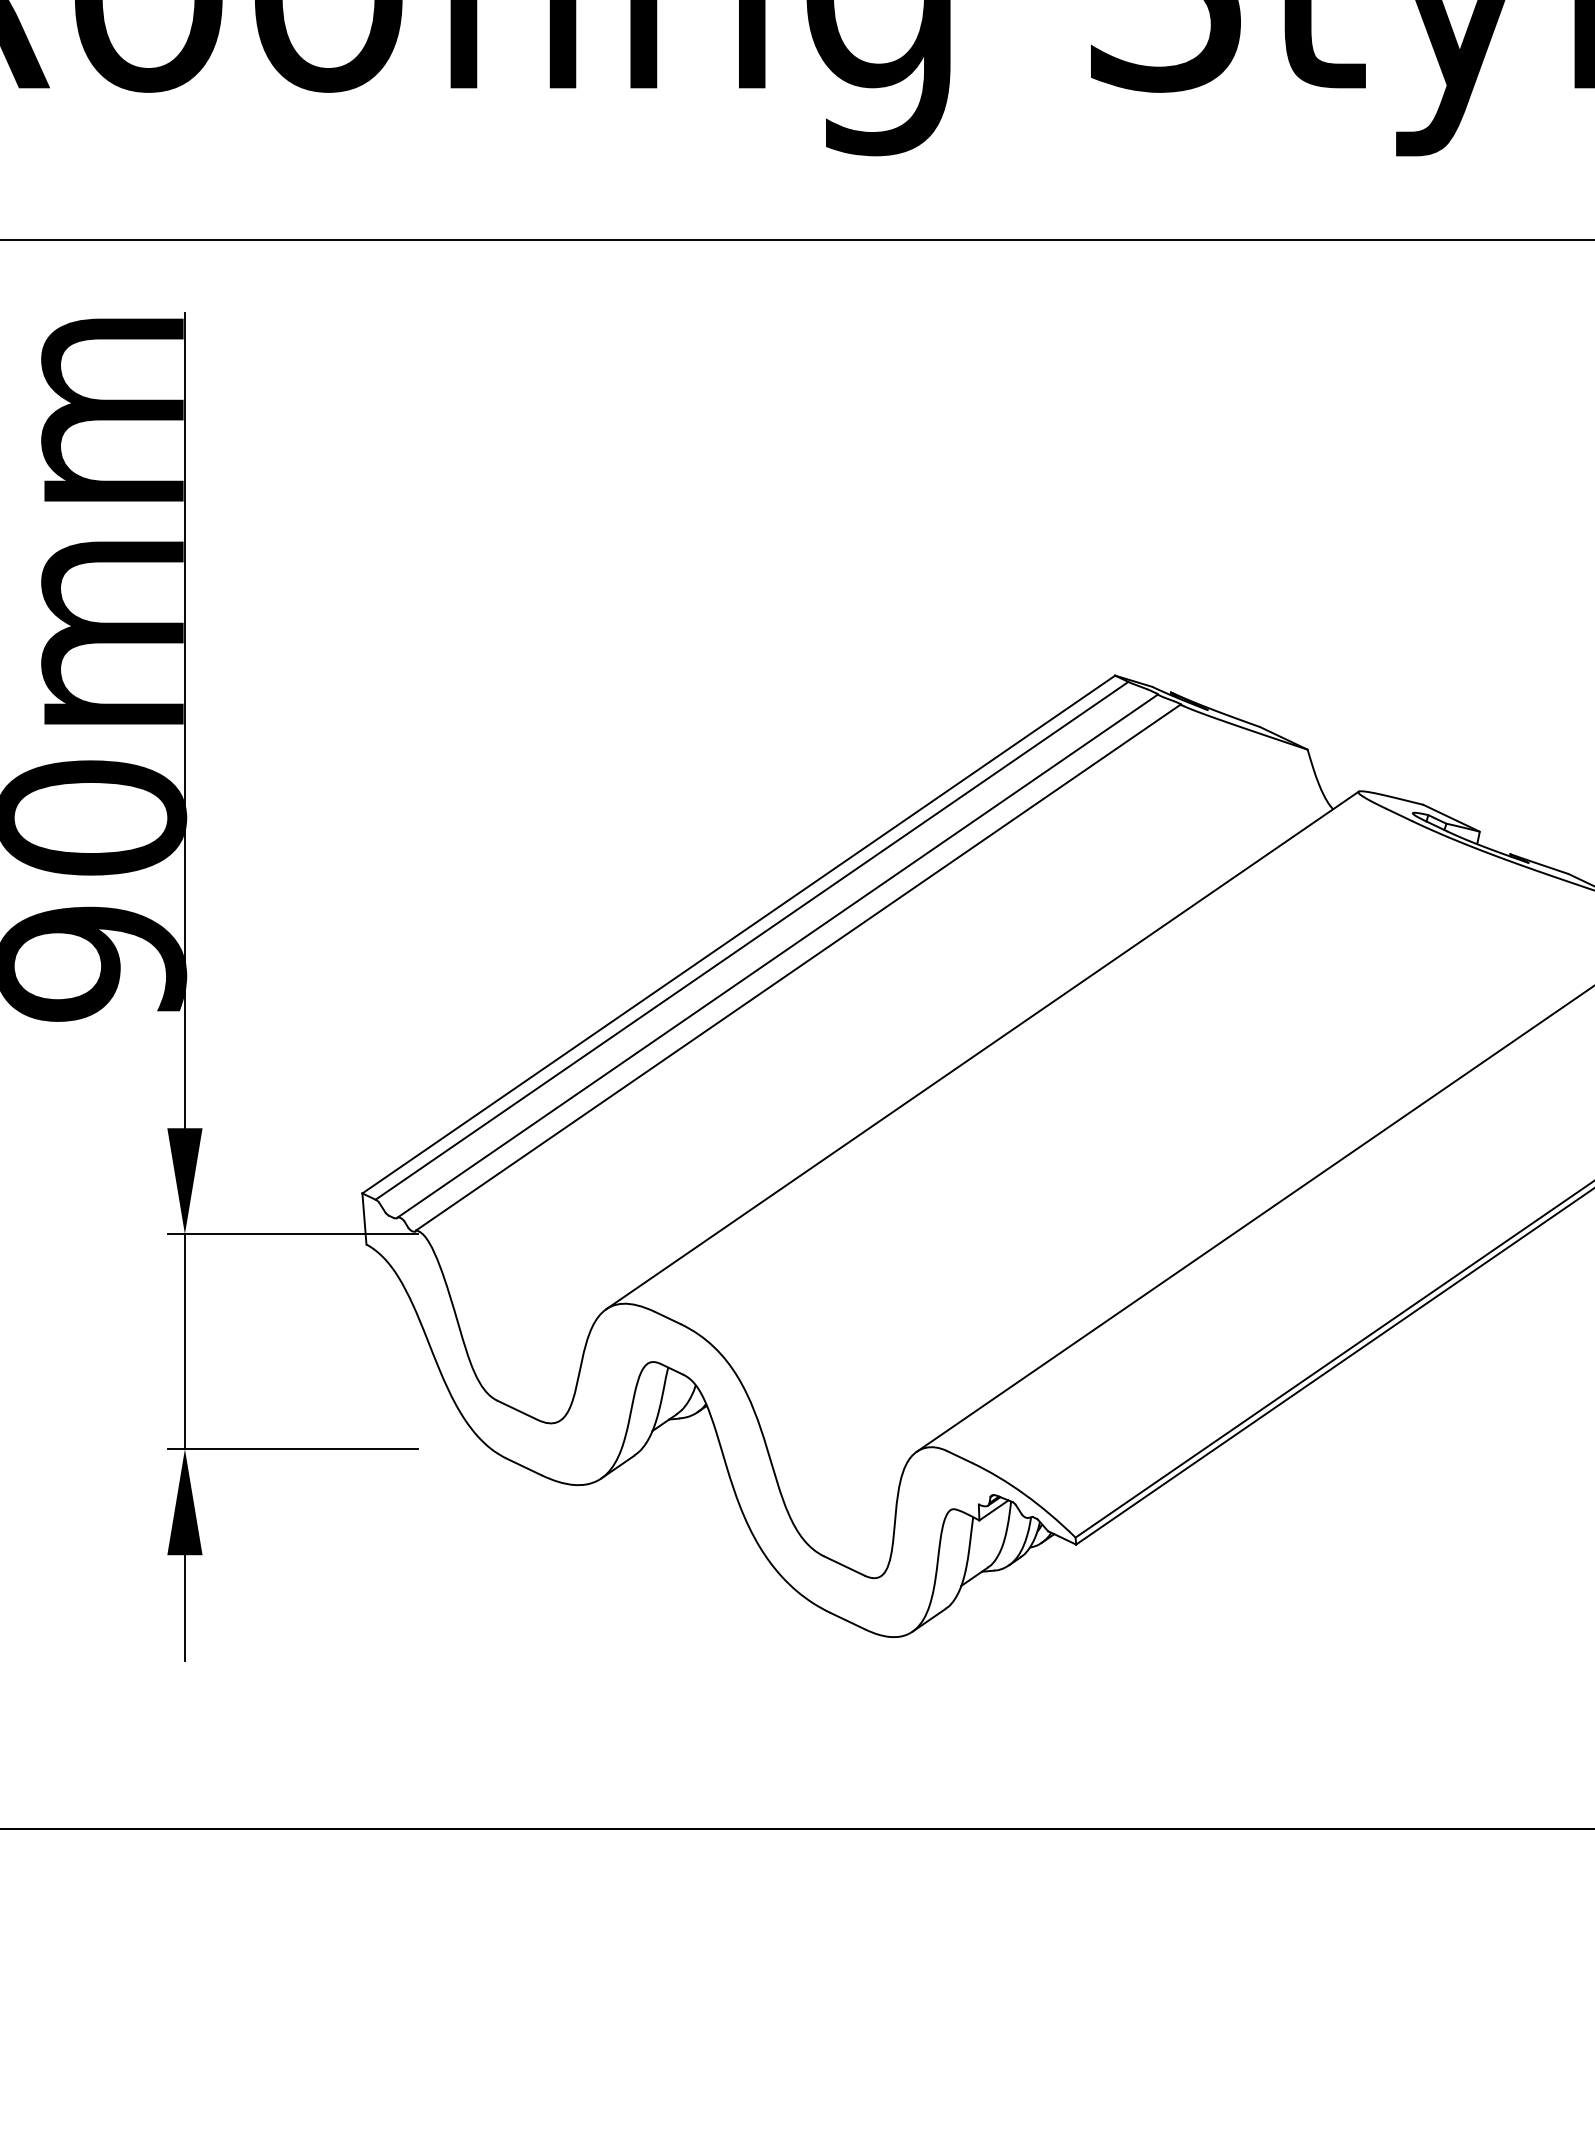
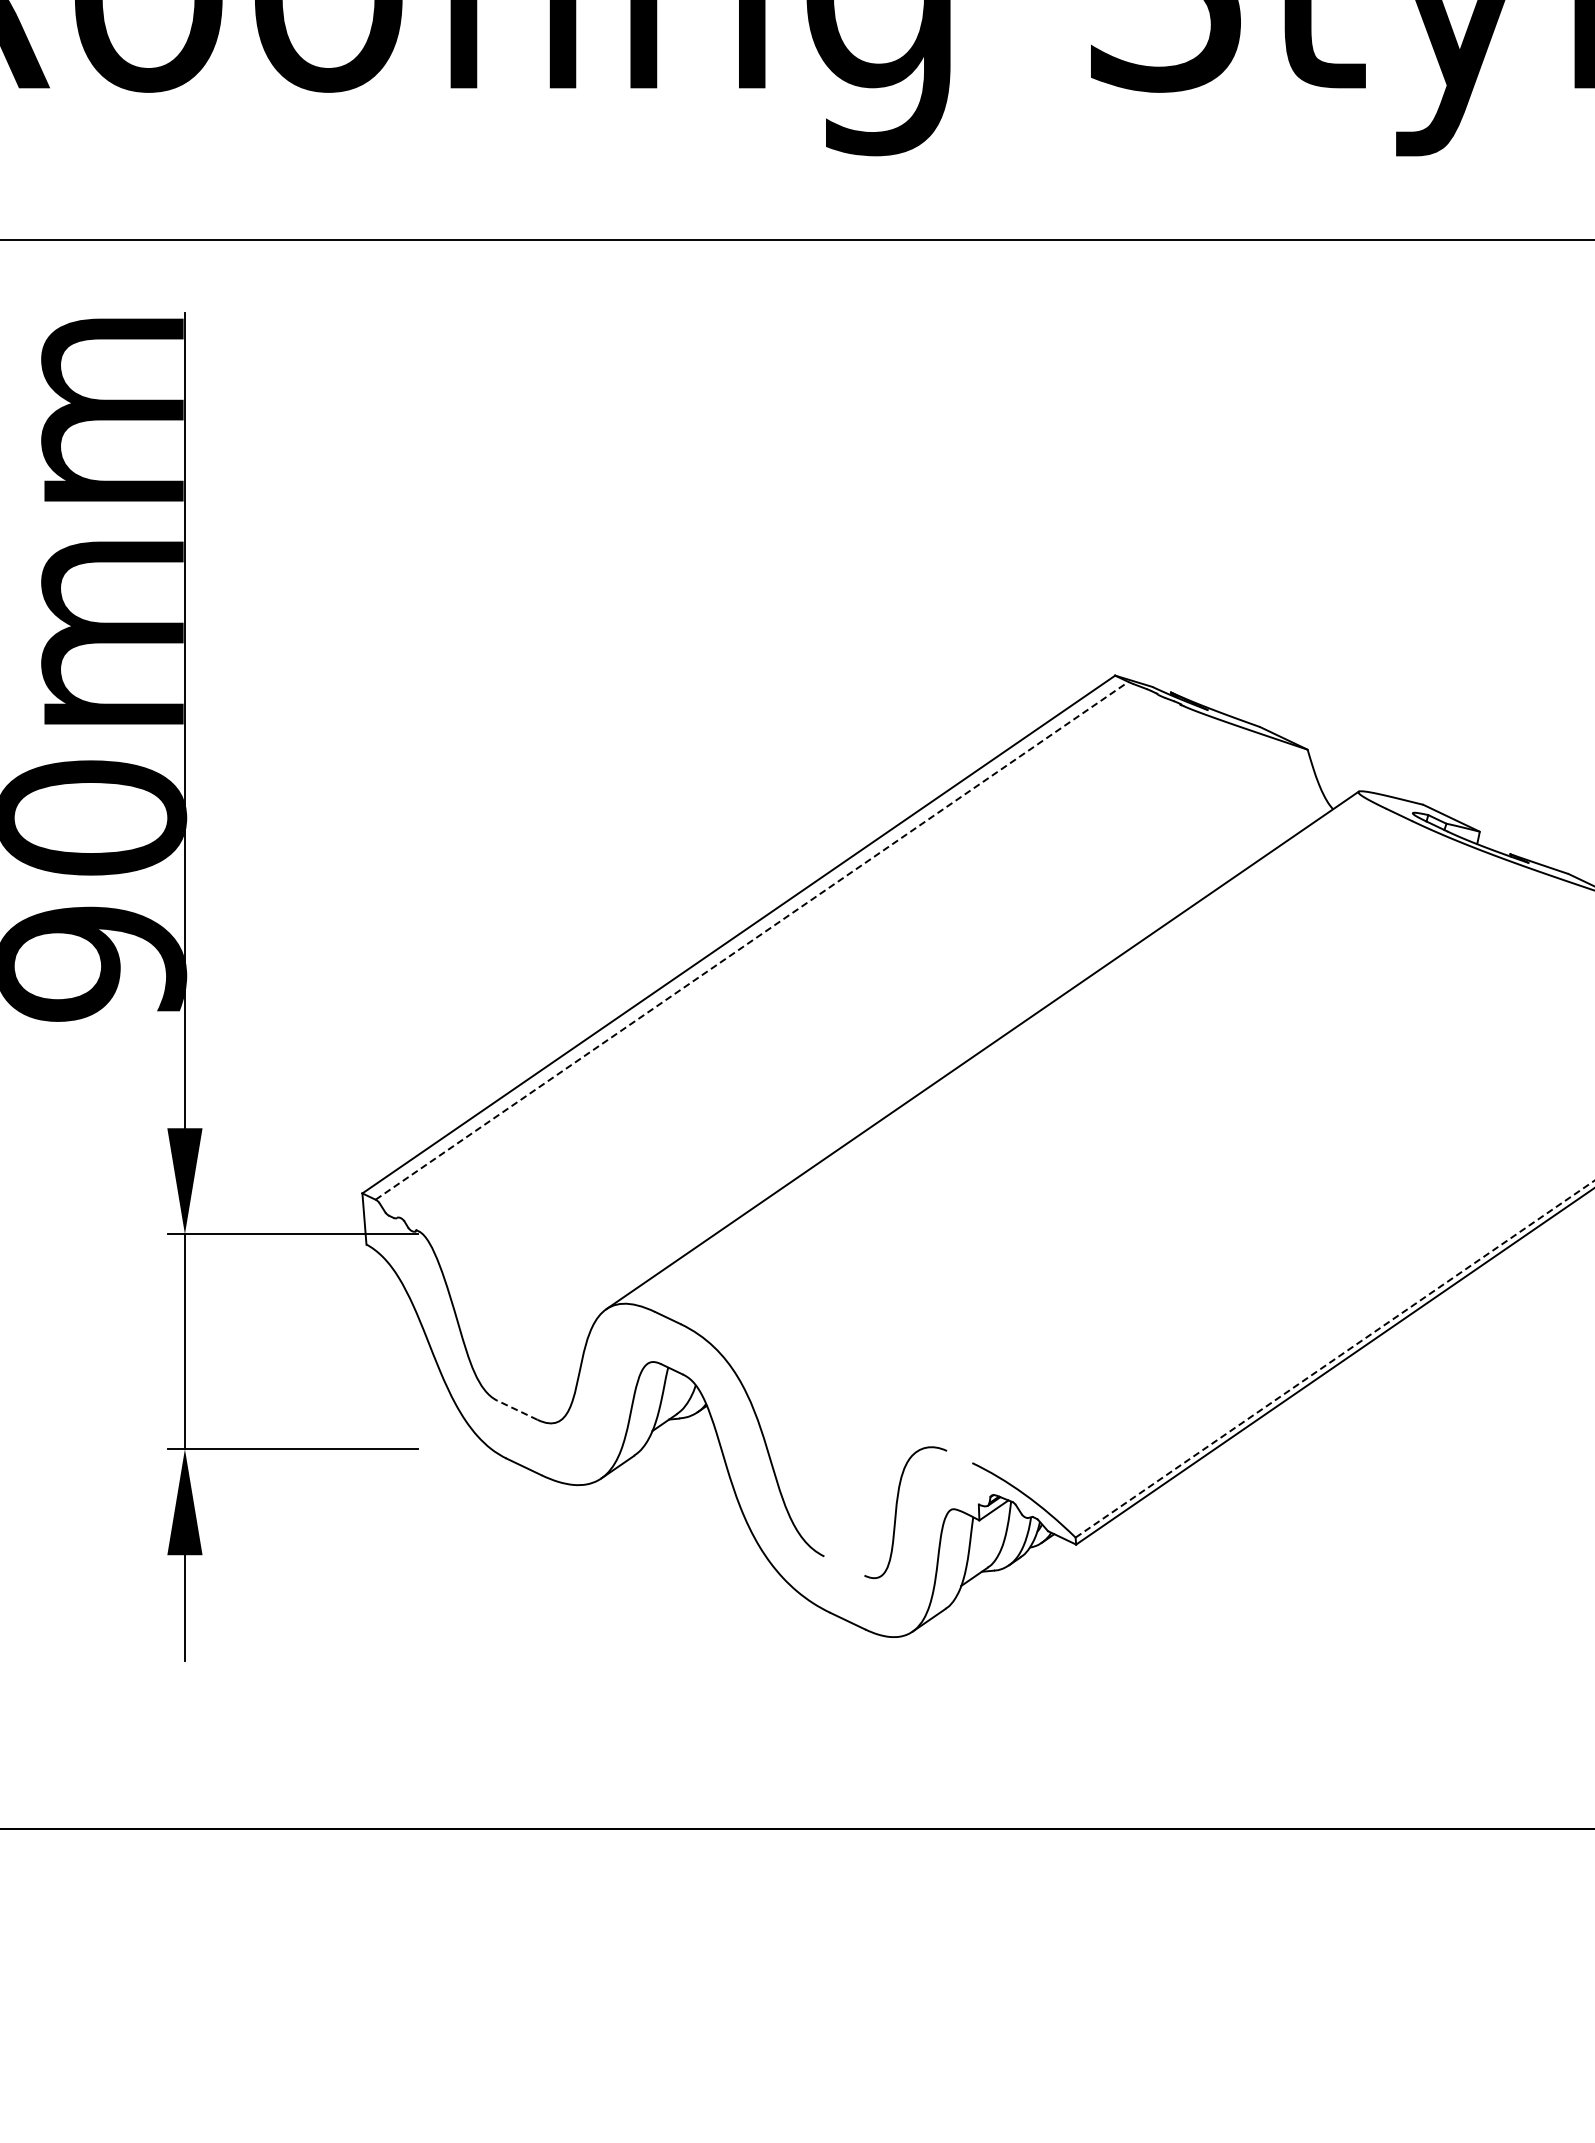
line: solid -> dashed (752, 940)
line: present -> none (777, 955)
line: present -> none (798, 967)
line: present -> none (1253, 1219)
line: solid -> dashed (1334, 1359)
line: solid -> dashed (517, 1410)
line: present -> none (959, 1457)
line: present -> none (844, 1565)
